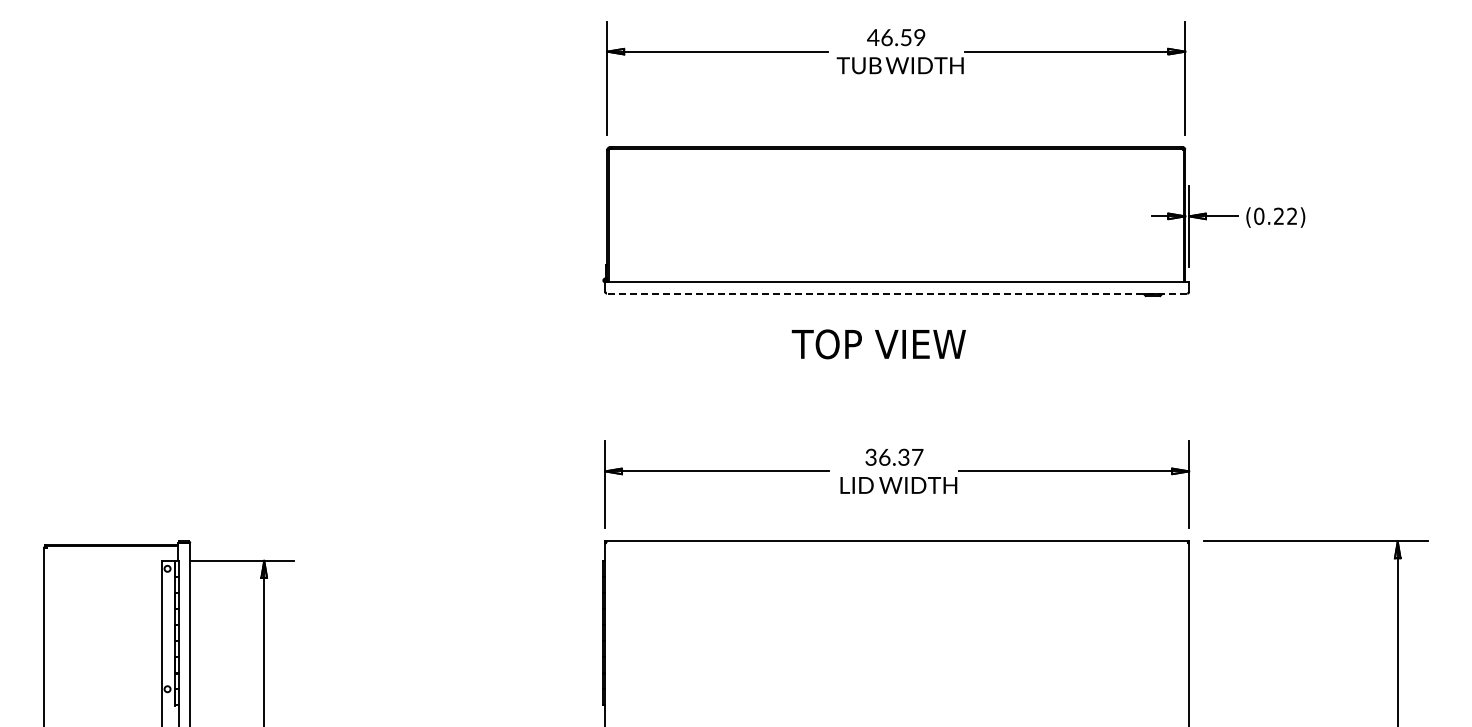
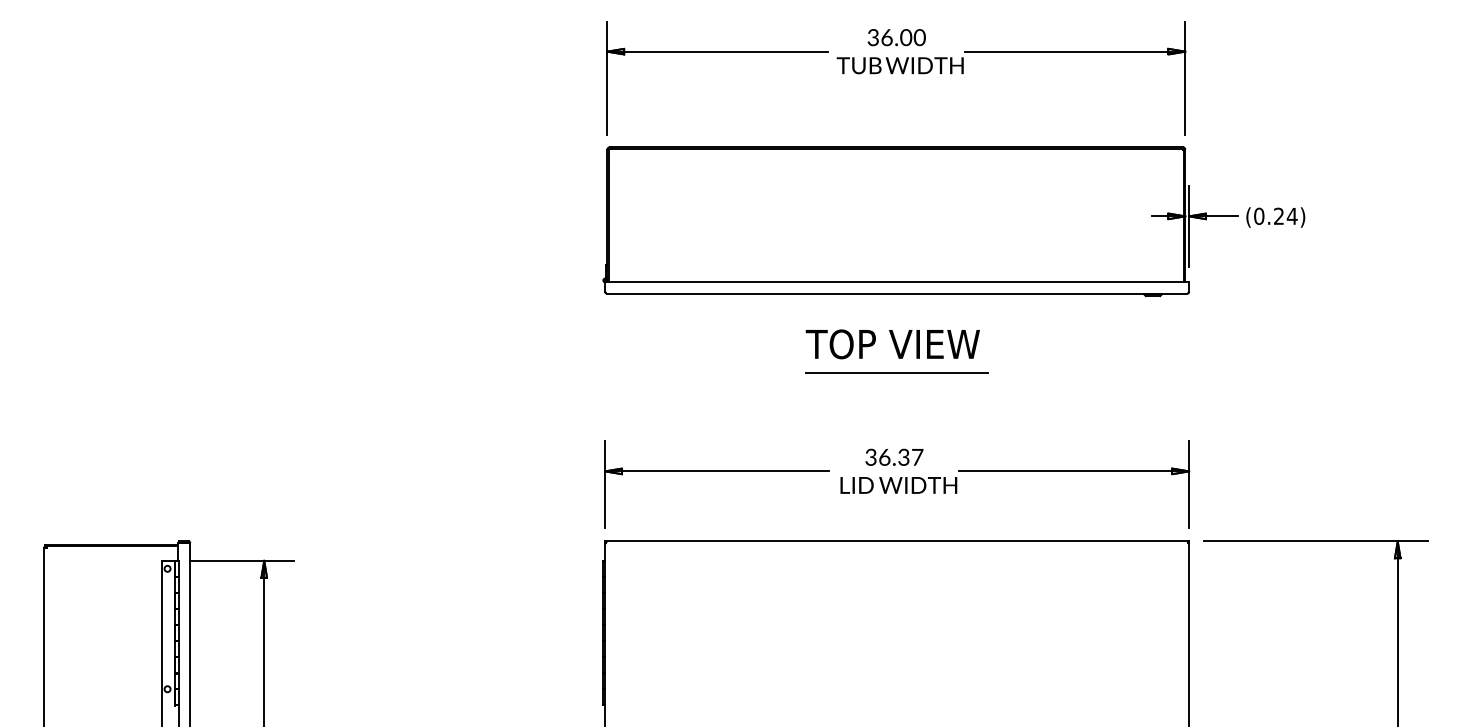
text: 46.59 -> 36.00 (896, 37)
text: (0.22) -> (0.24) (1291, 215)
line: dashed -> solid (896, 293)
text position: (878, 344) -> (892, 344) (892, 344)
line: none -> present (896, 372)
